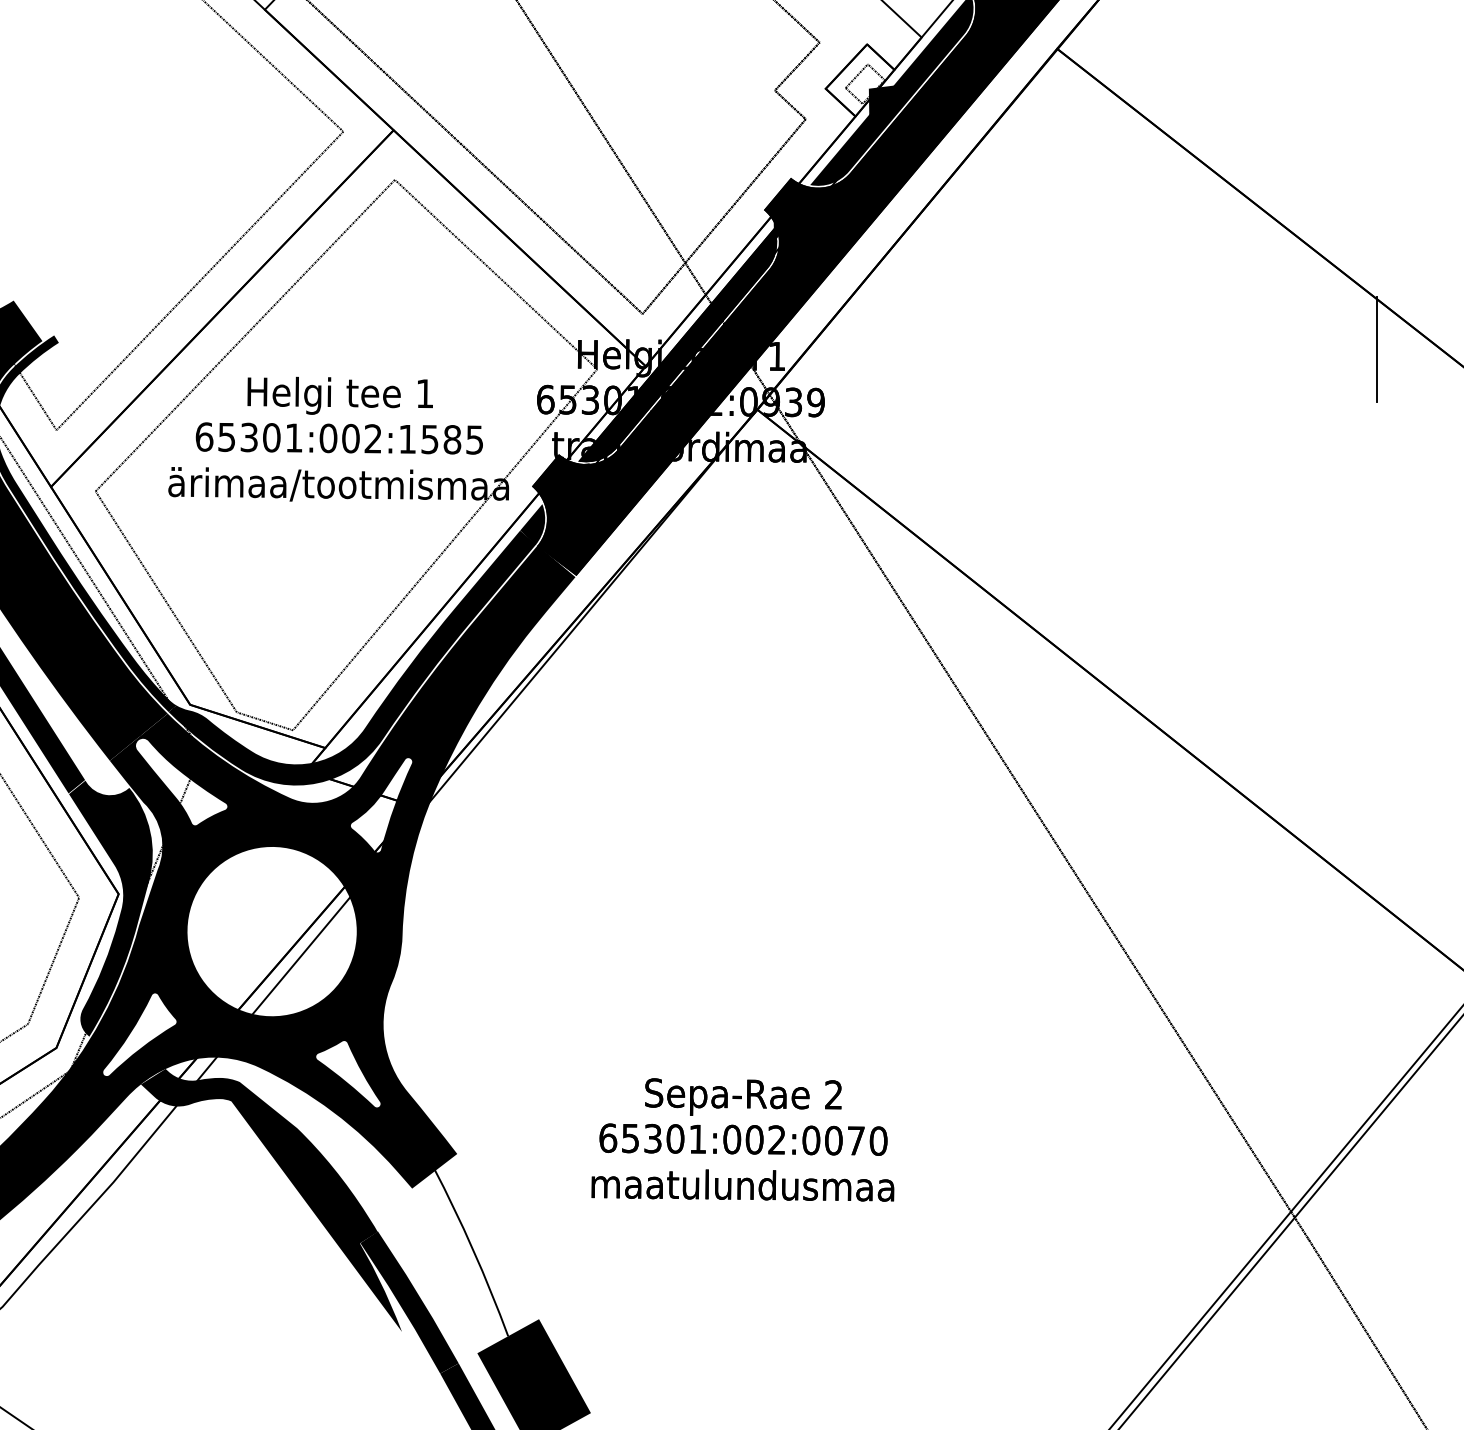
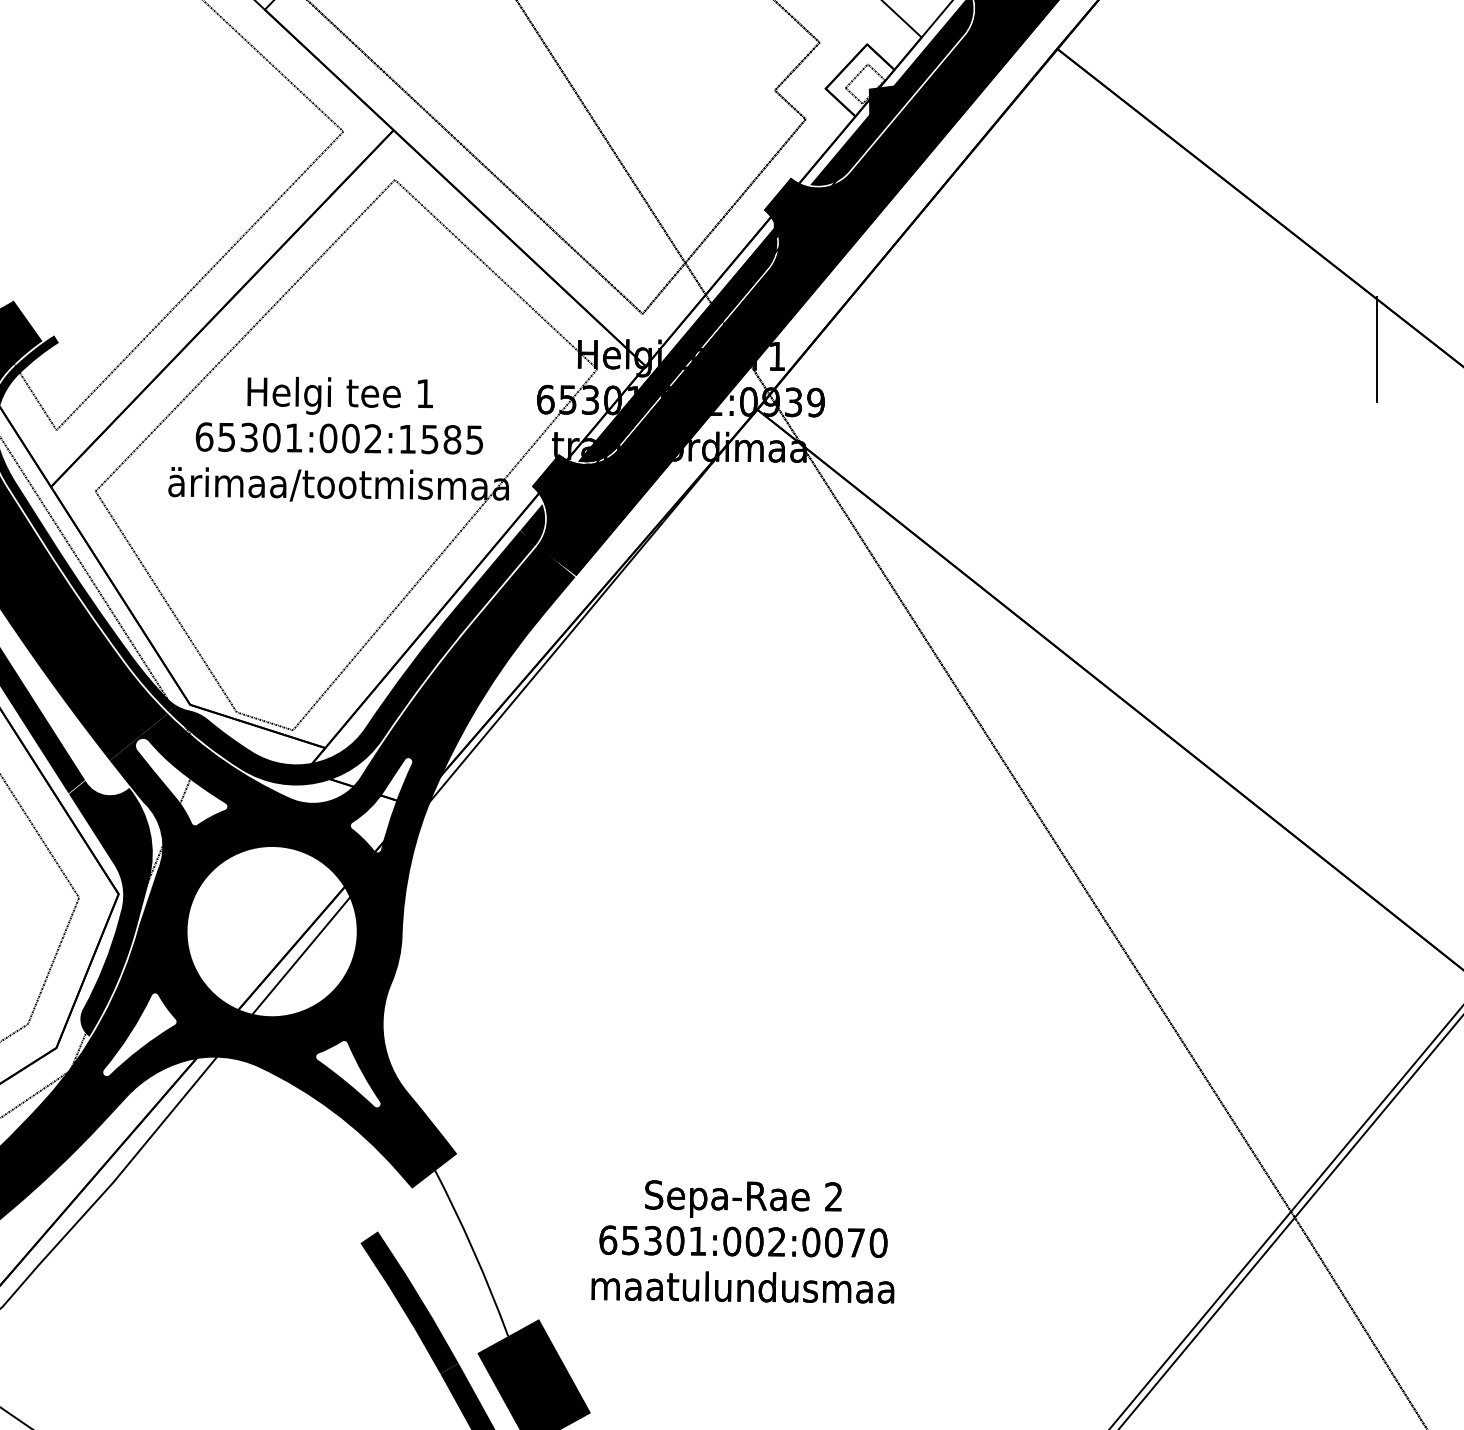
text position: (742, 1139) -> (742, 1241) (742, 1241)
fill: present -> none (280, 1199)
